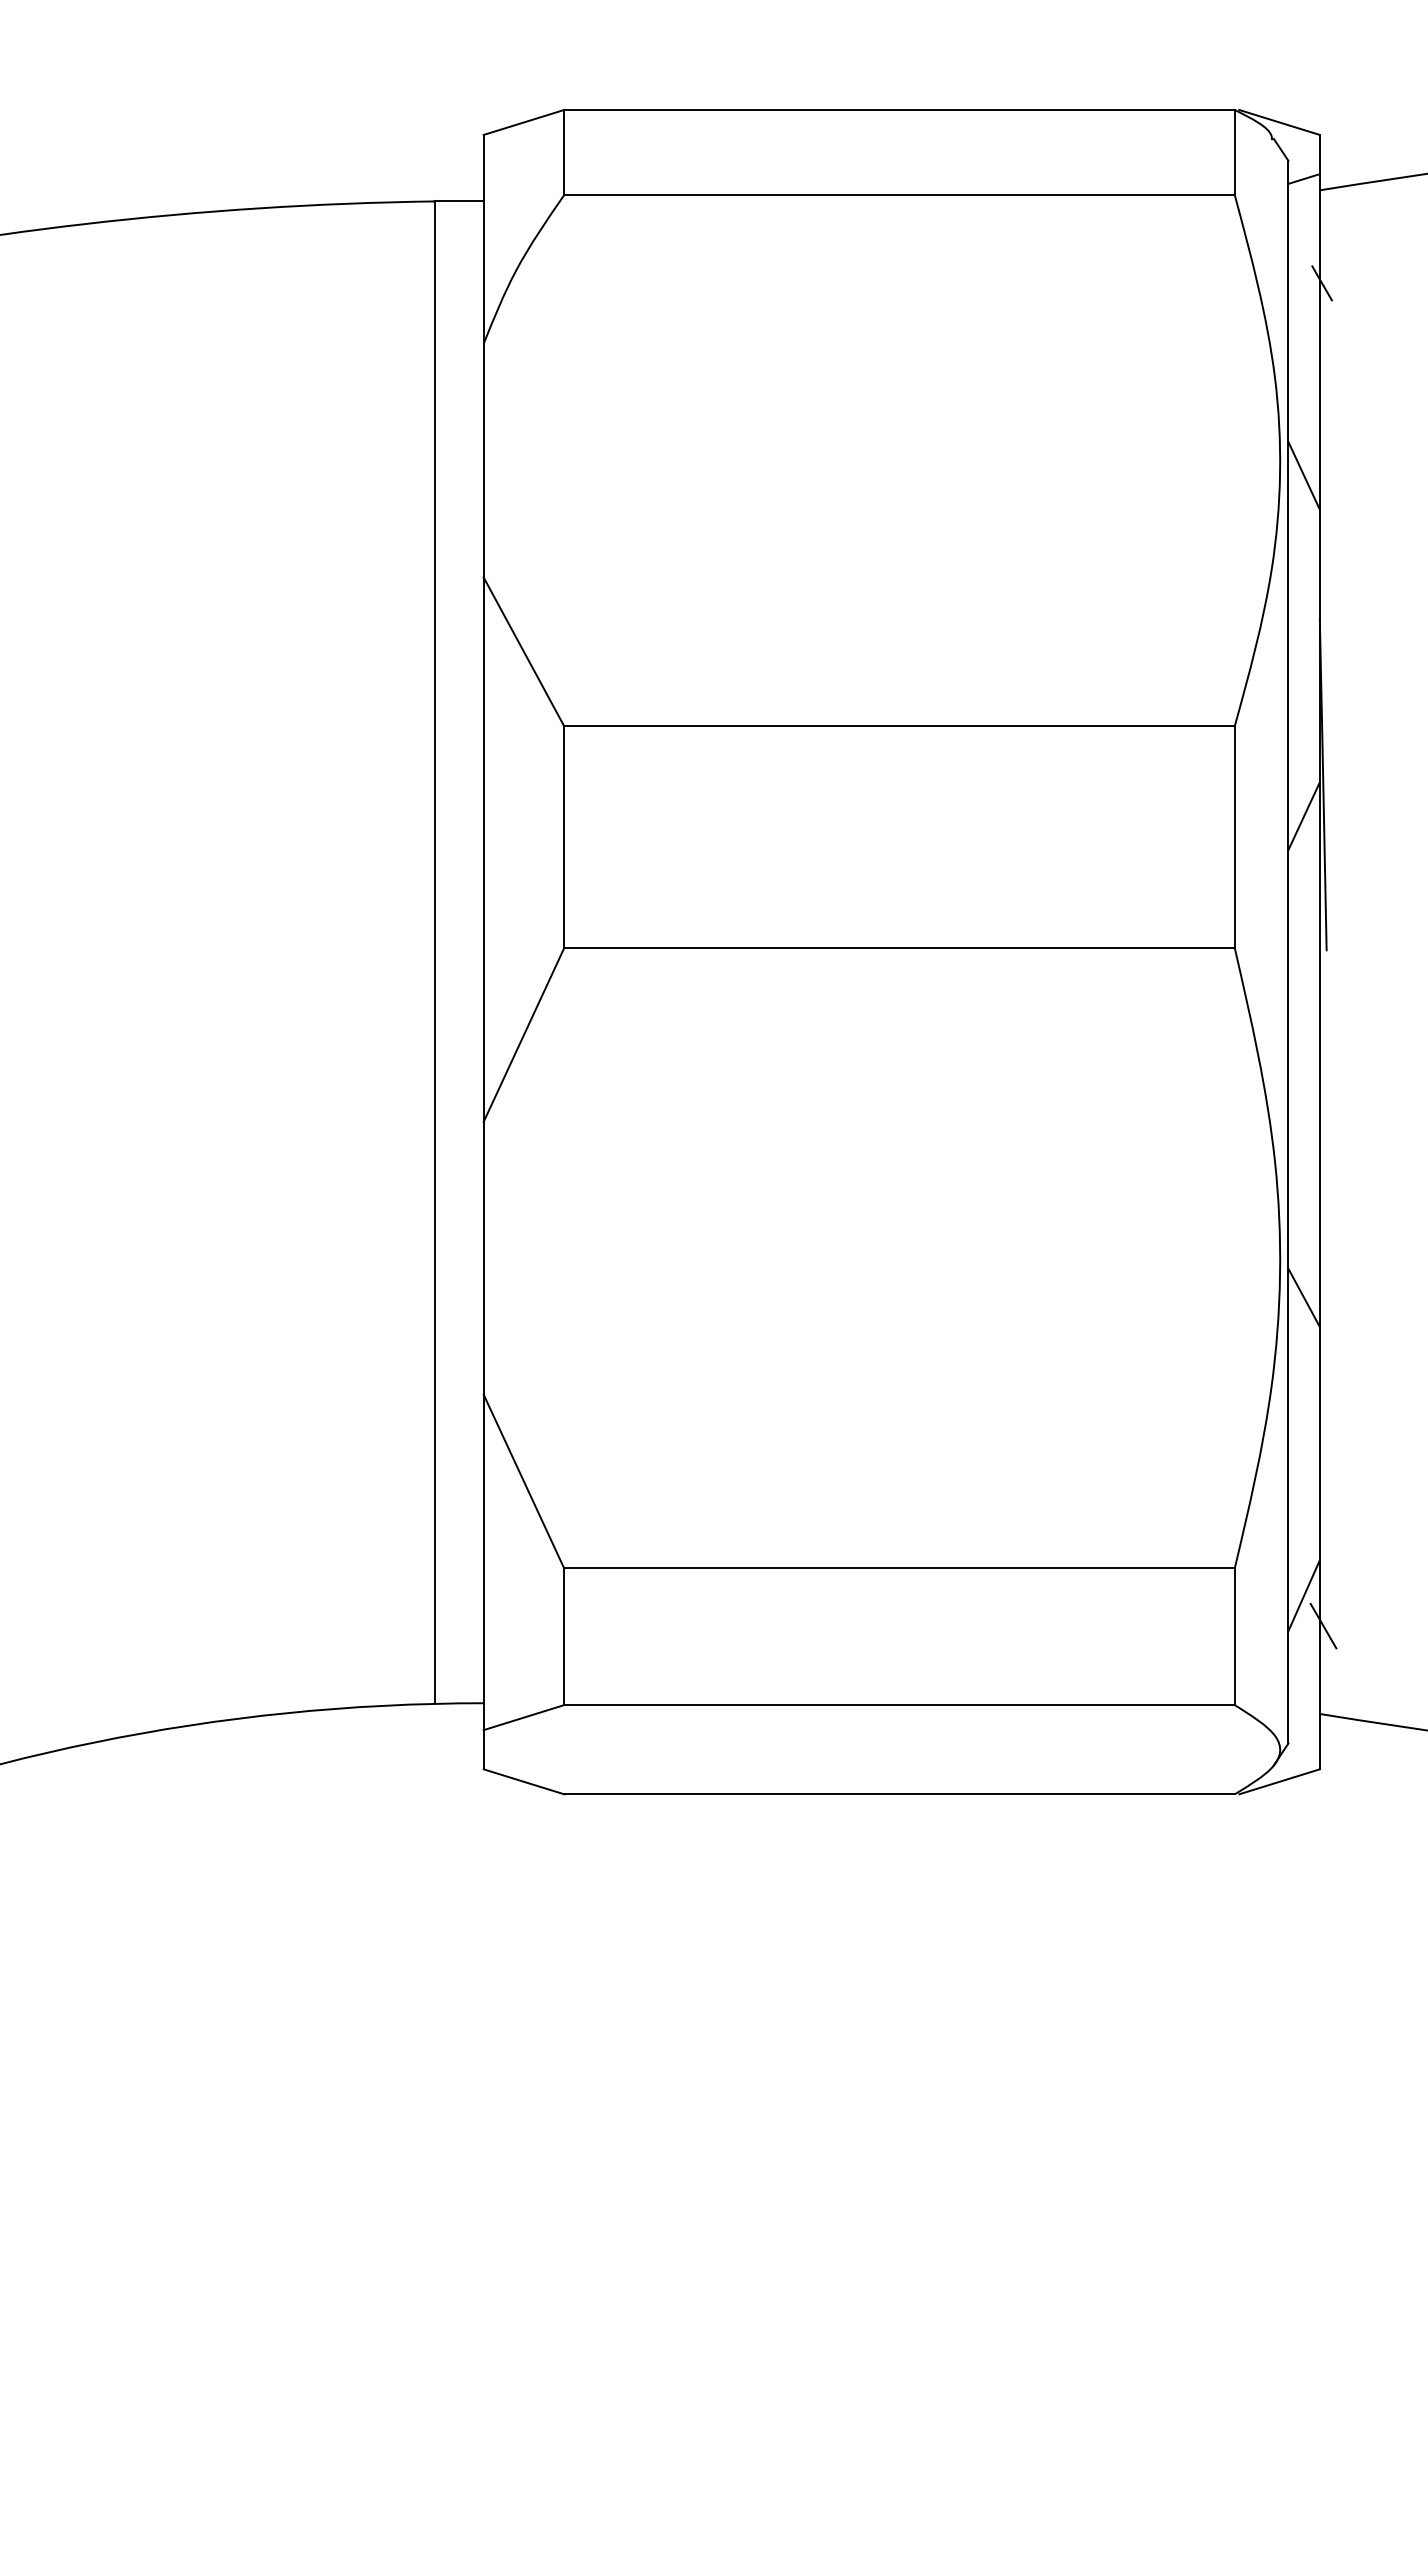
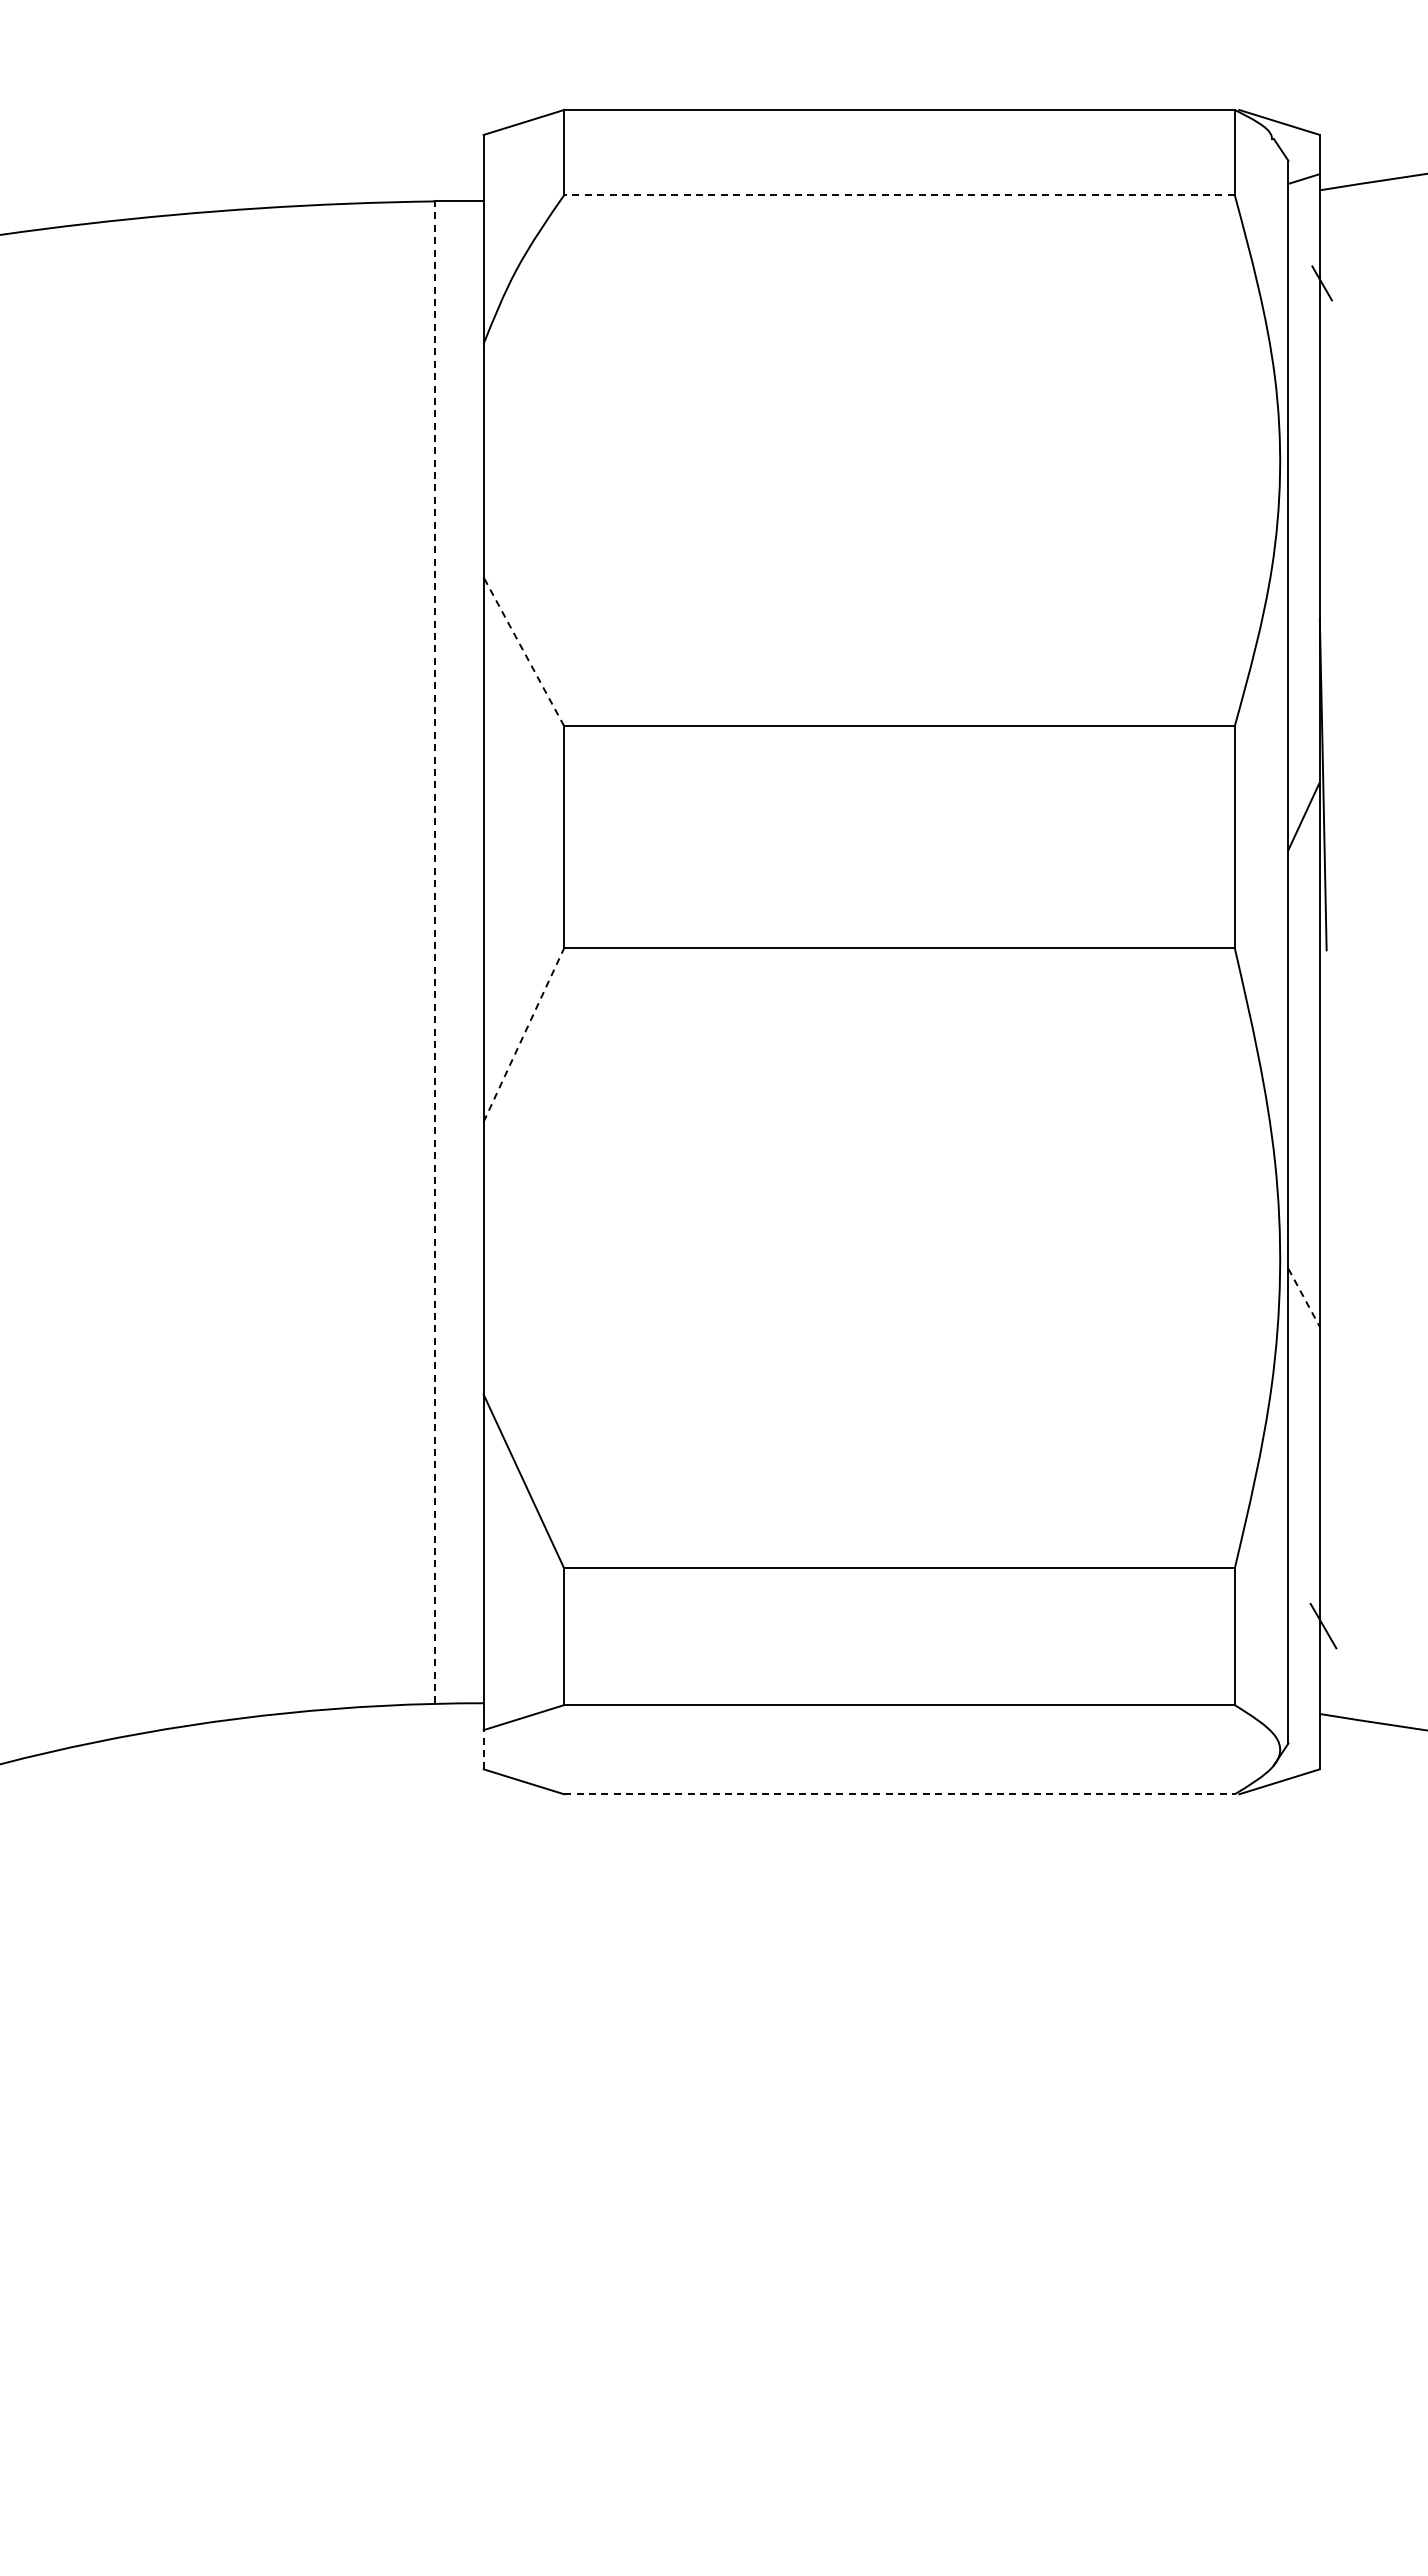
line: solid -> dashed (899, 195)
line: present -> none (1303, 475)
line: solid -> dashed (523, 651)
line: solid -> dashed (434, 951)
line: solid -> dashed (523, 1035)
line: solid -> dashed (1304, 1297)
line: present -> none (1303, 1595)
line: solid -> dashed (483, 1749)
line: solid -> dashed (900, 1794)
